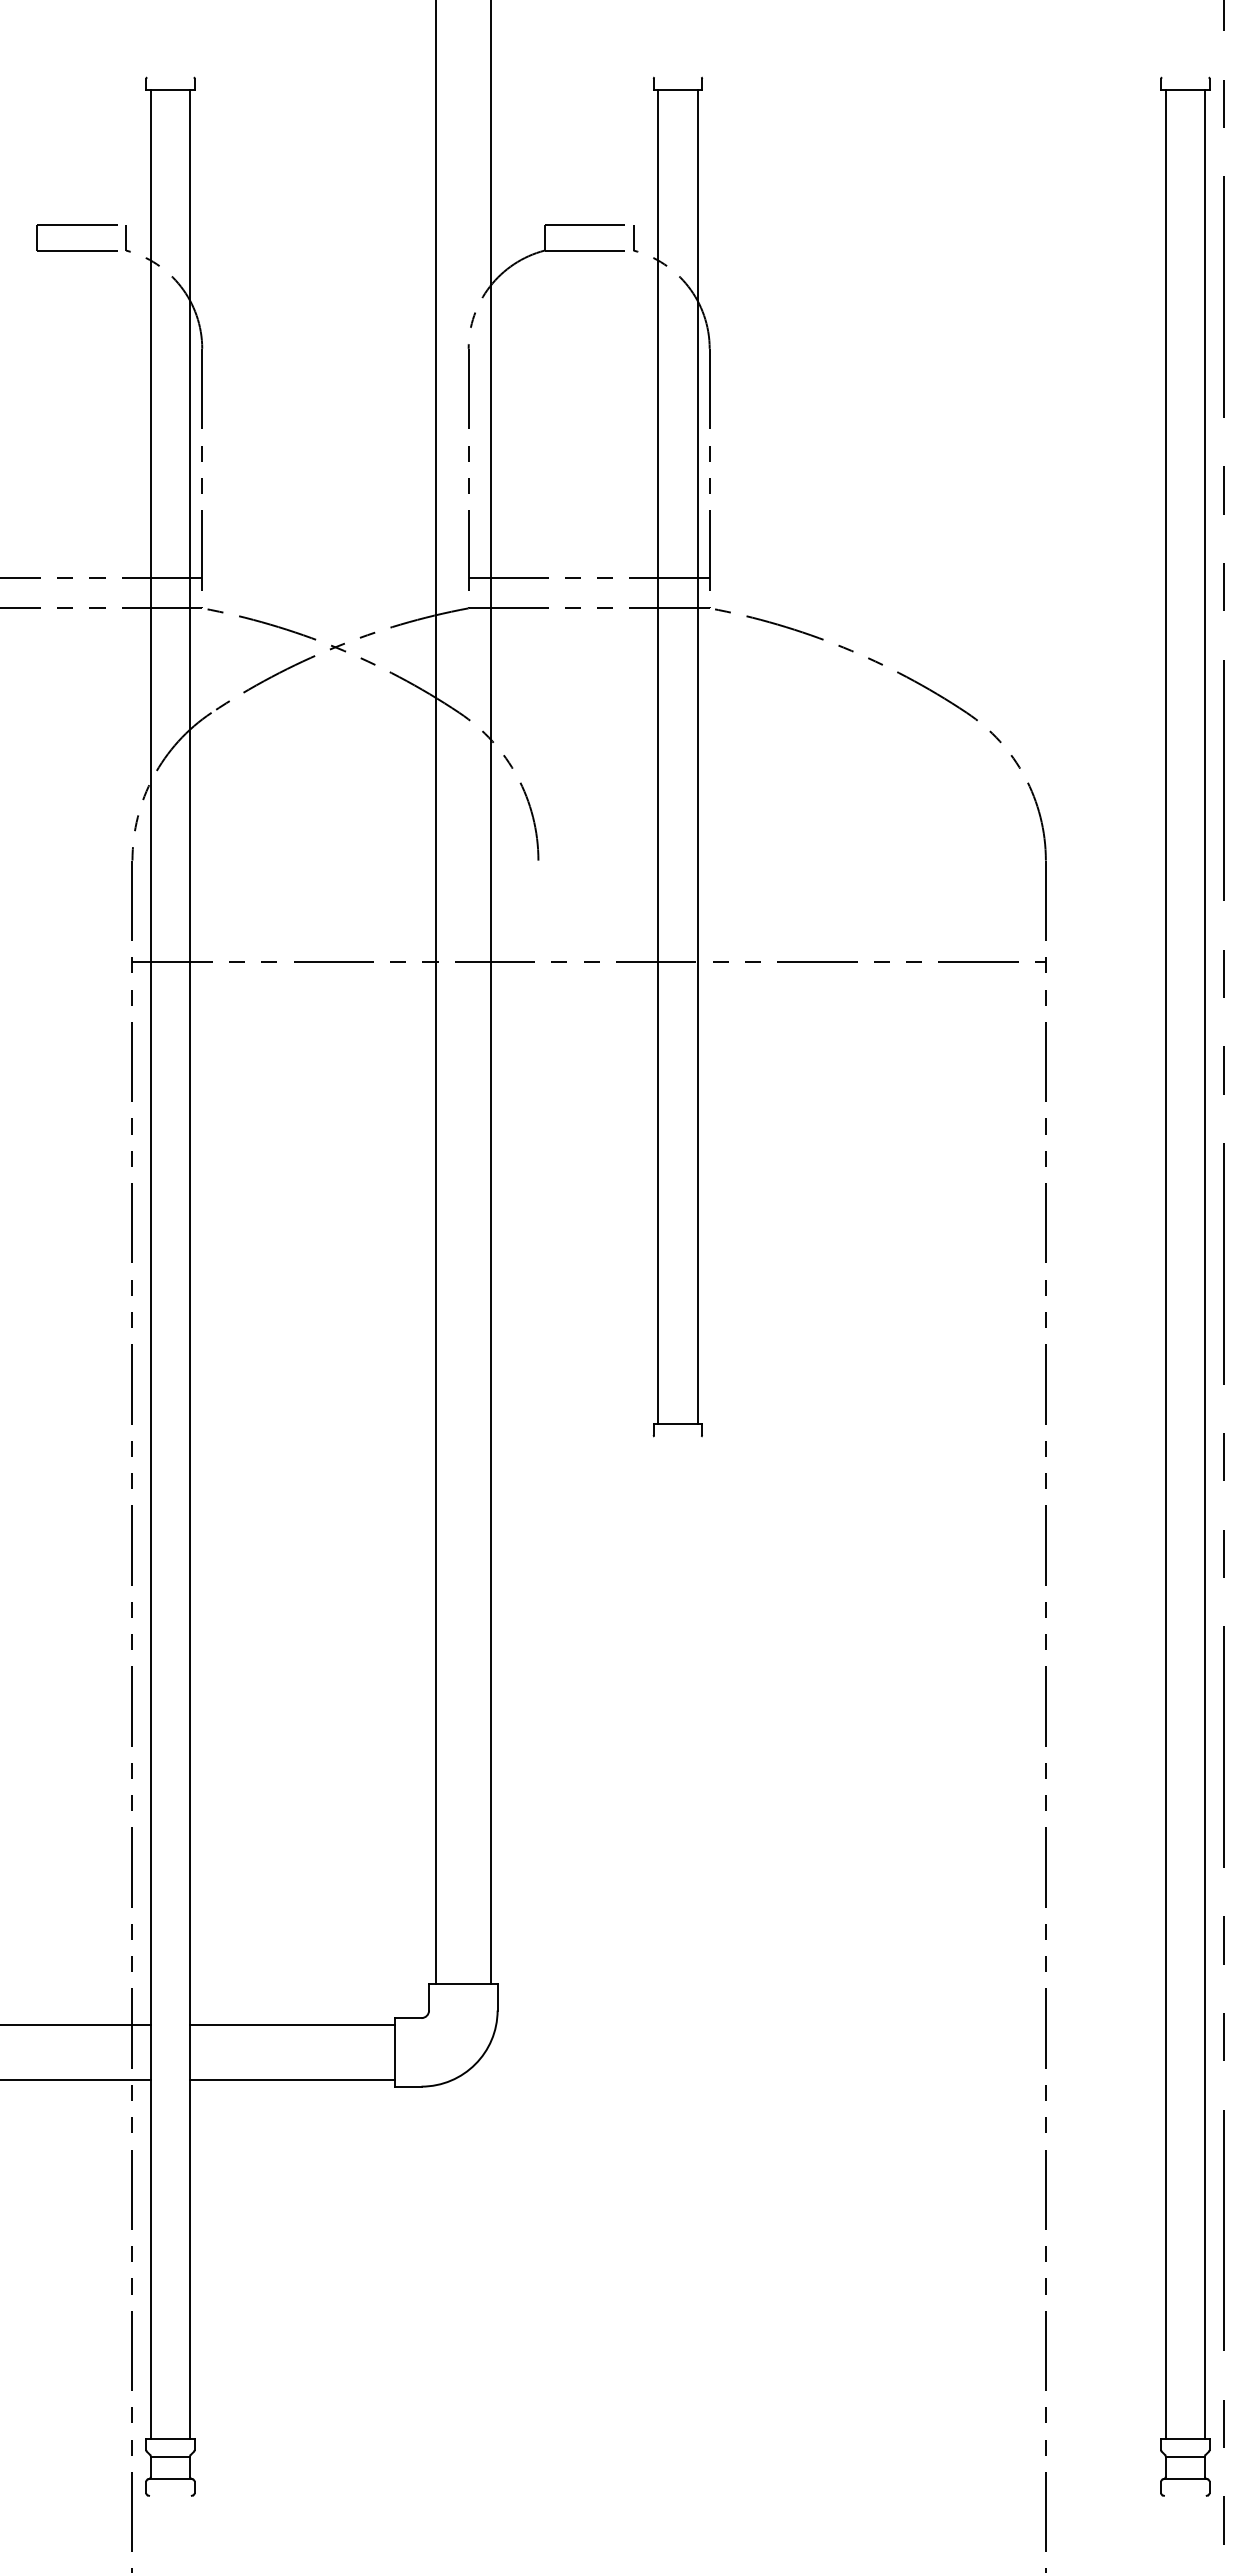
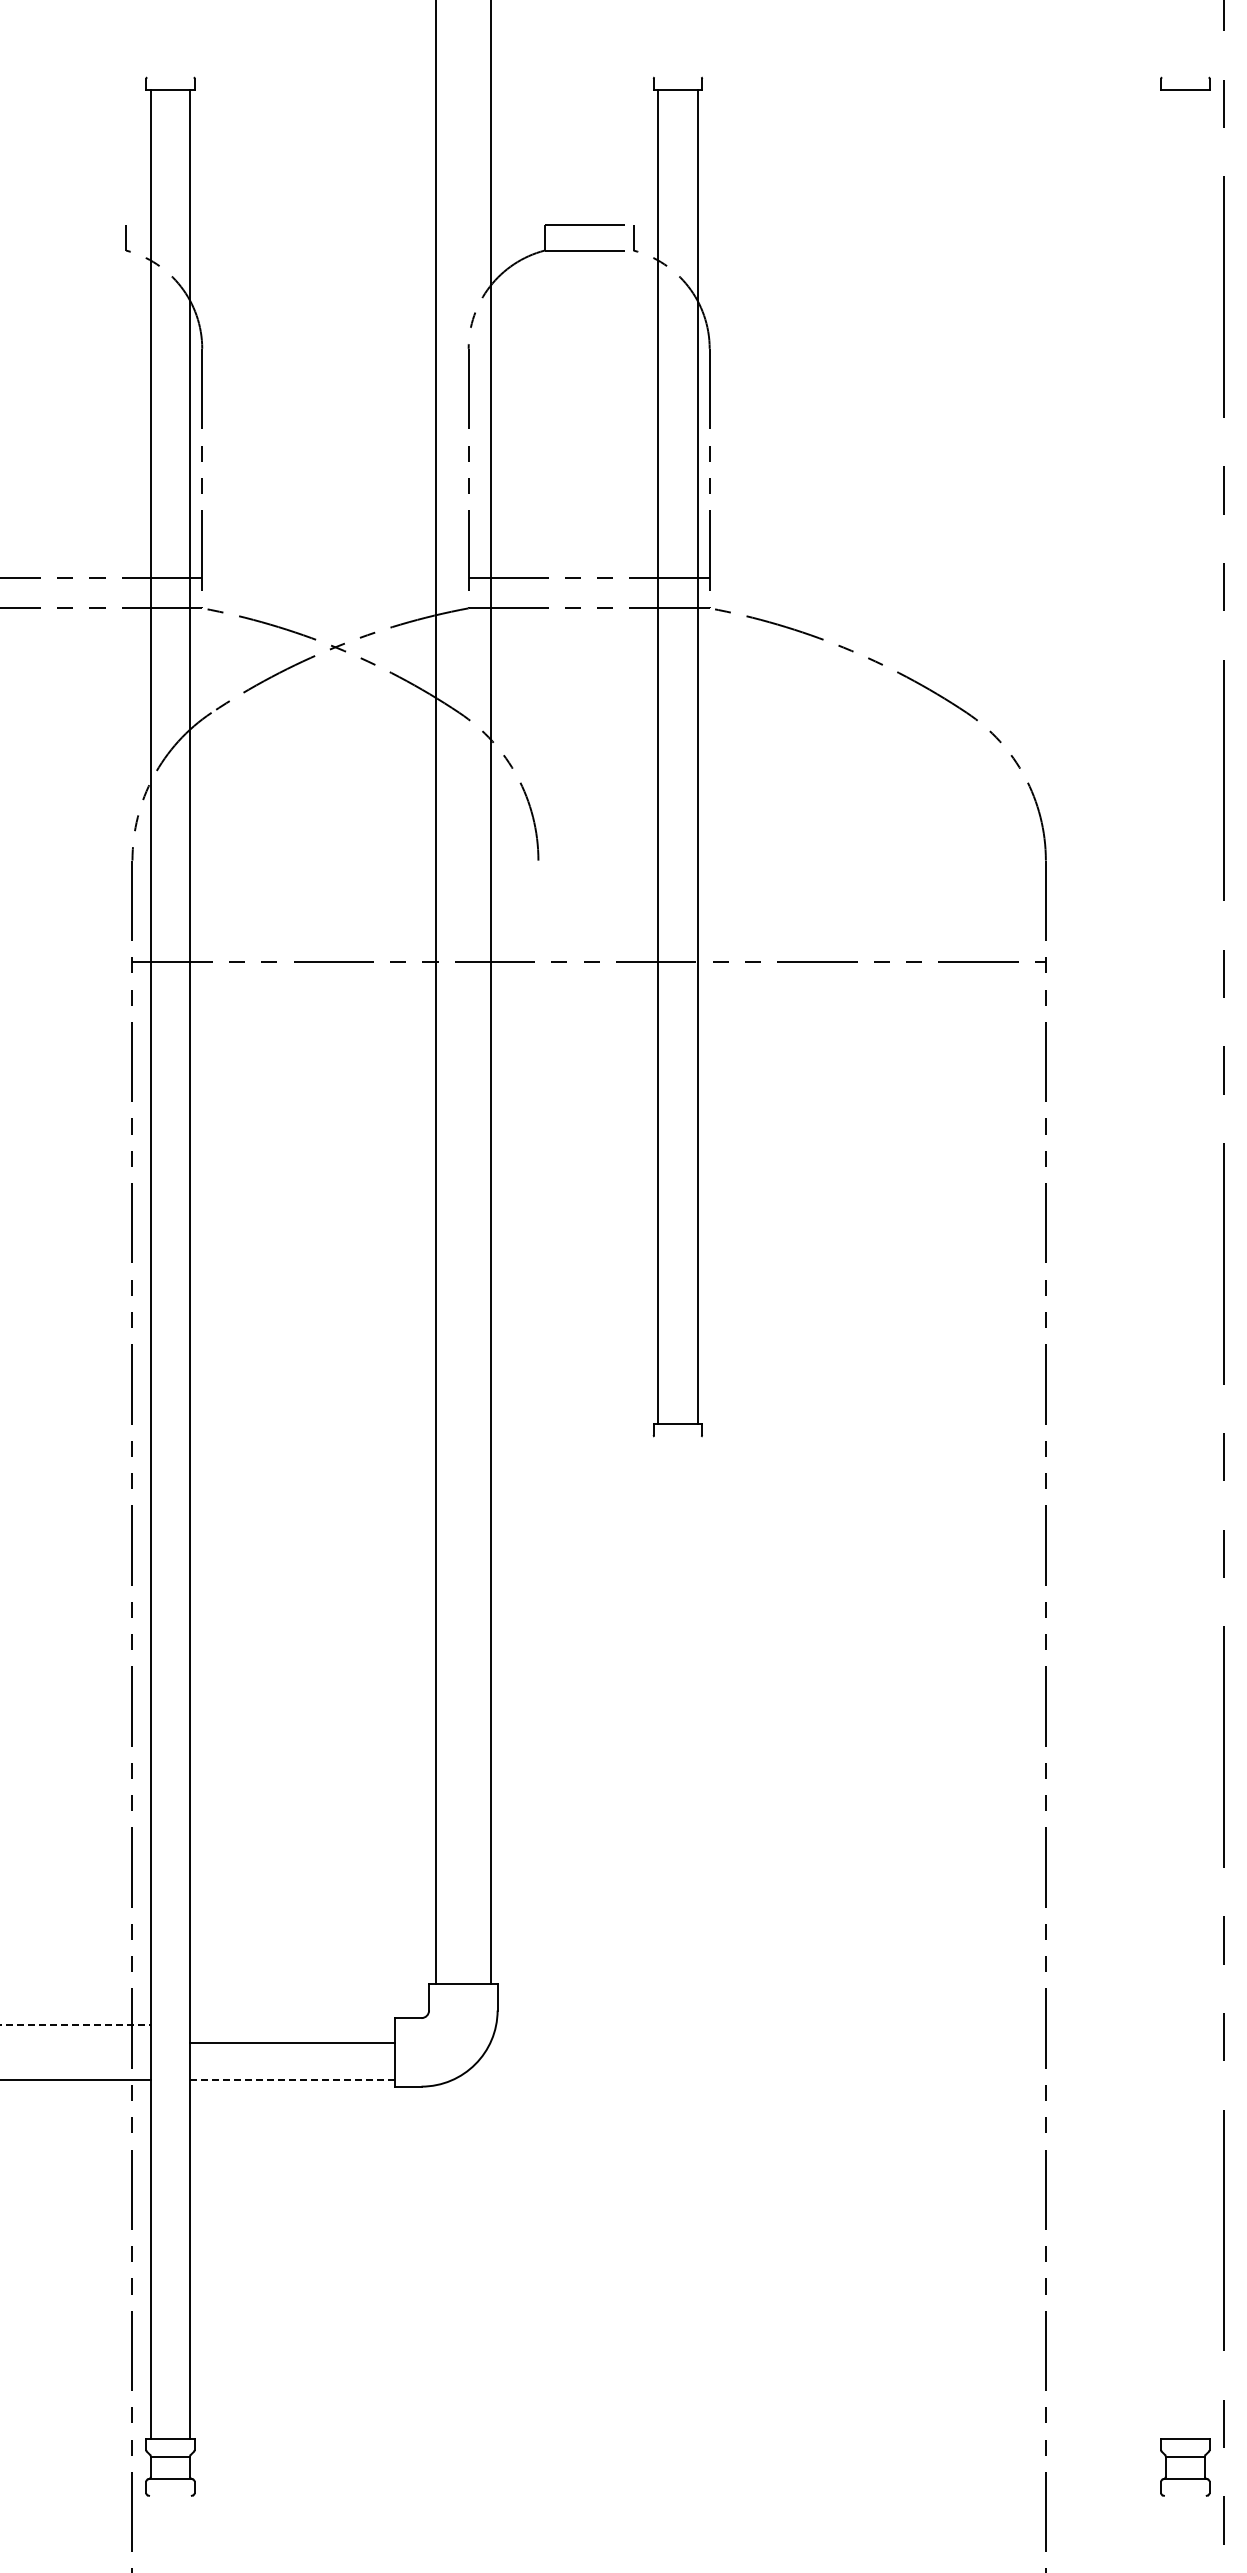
part: present -> none (76, 225)
line: present -> none (1165, 1264)
line: present -> none (1205, 1264)
line: solid -> dashed (75, 2024)
line position: (292, 2024) -> (292, 2042) (292, 2042)
line: solid -> dashed (293, 2079)
